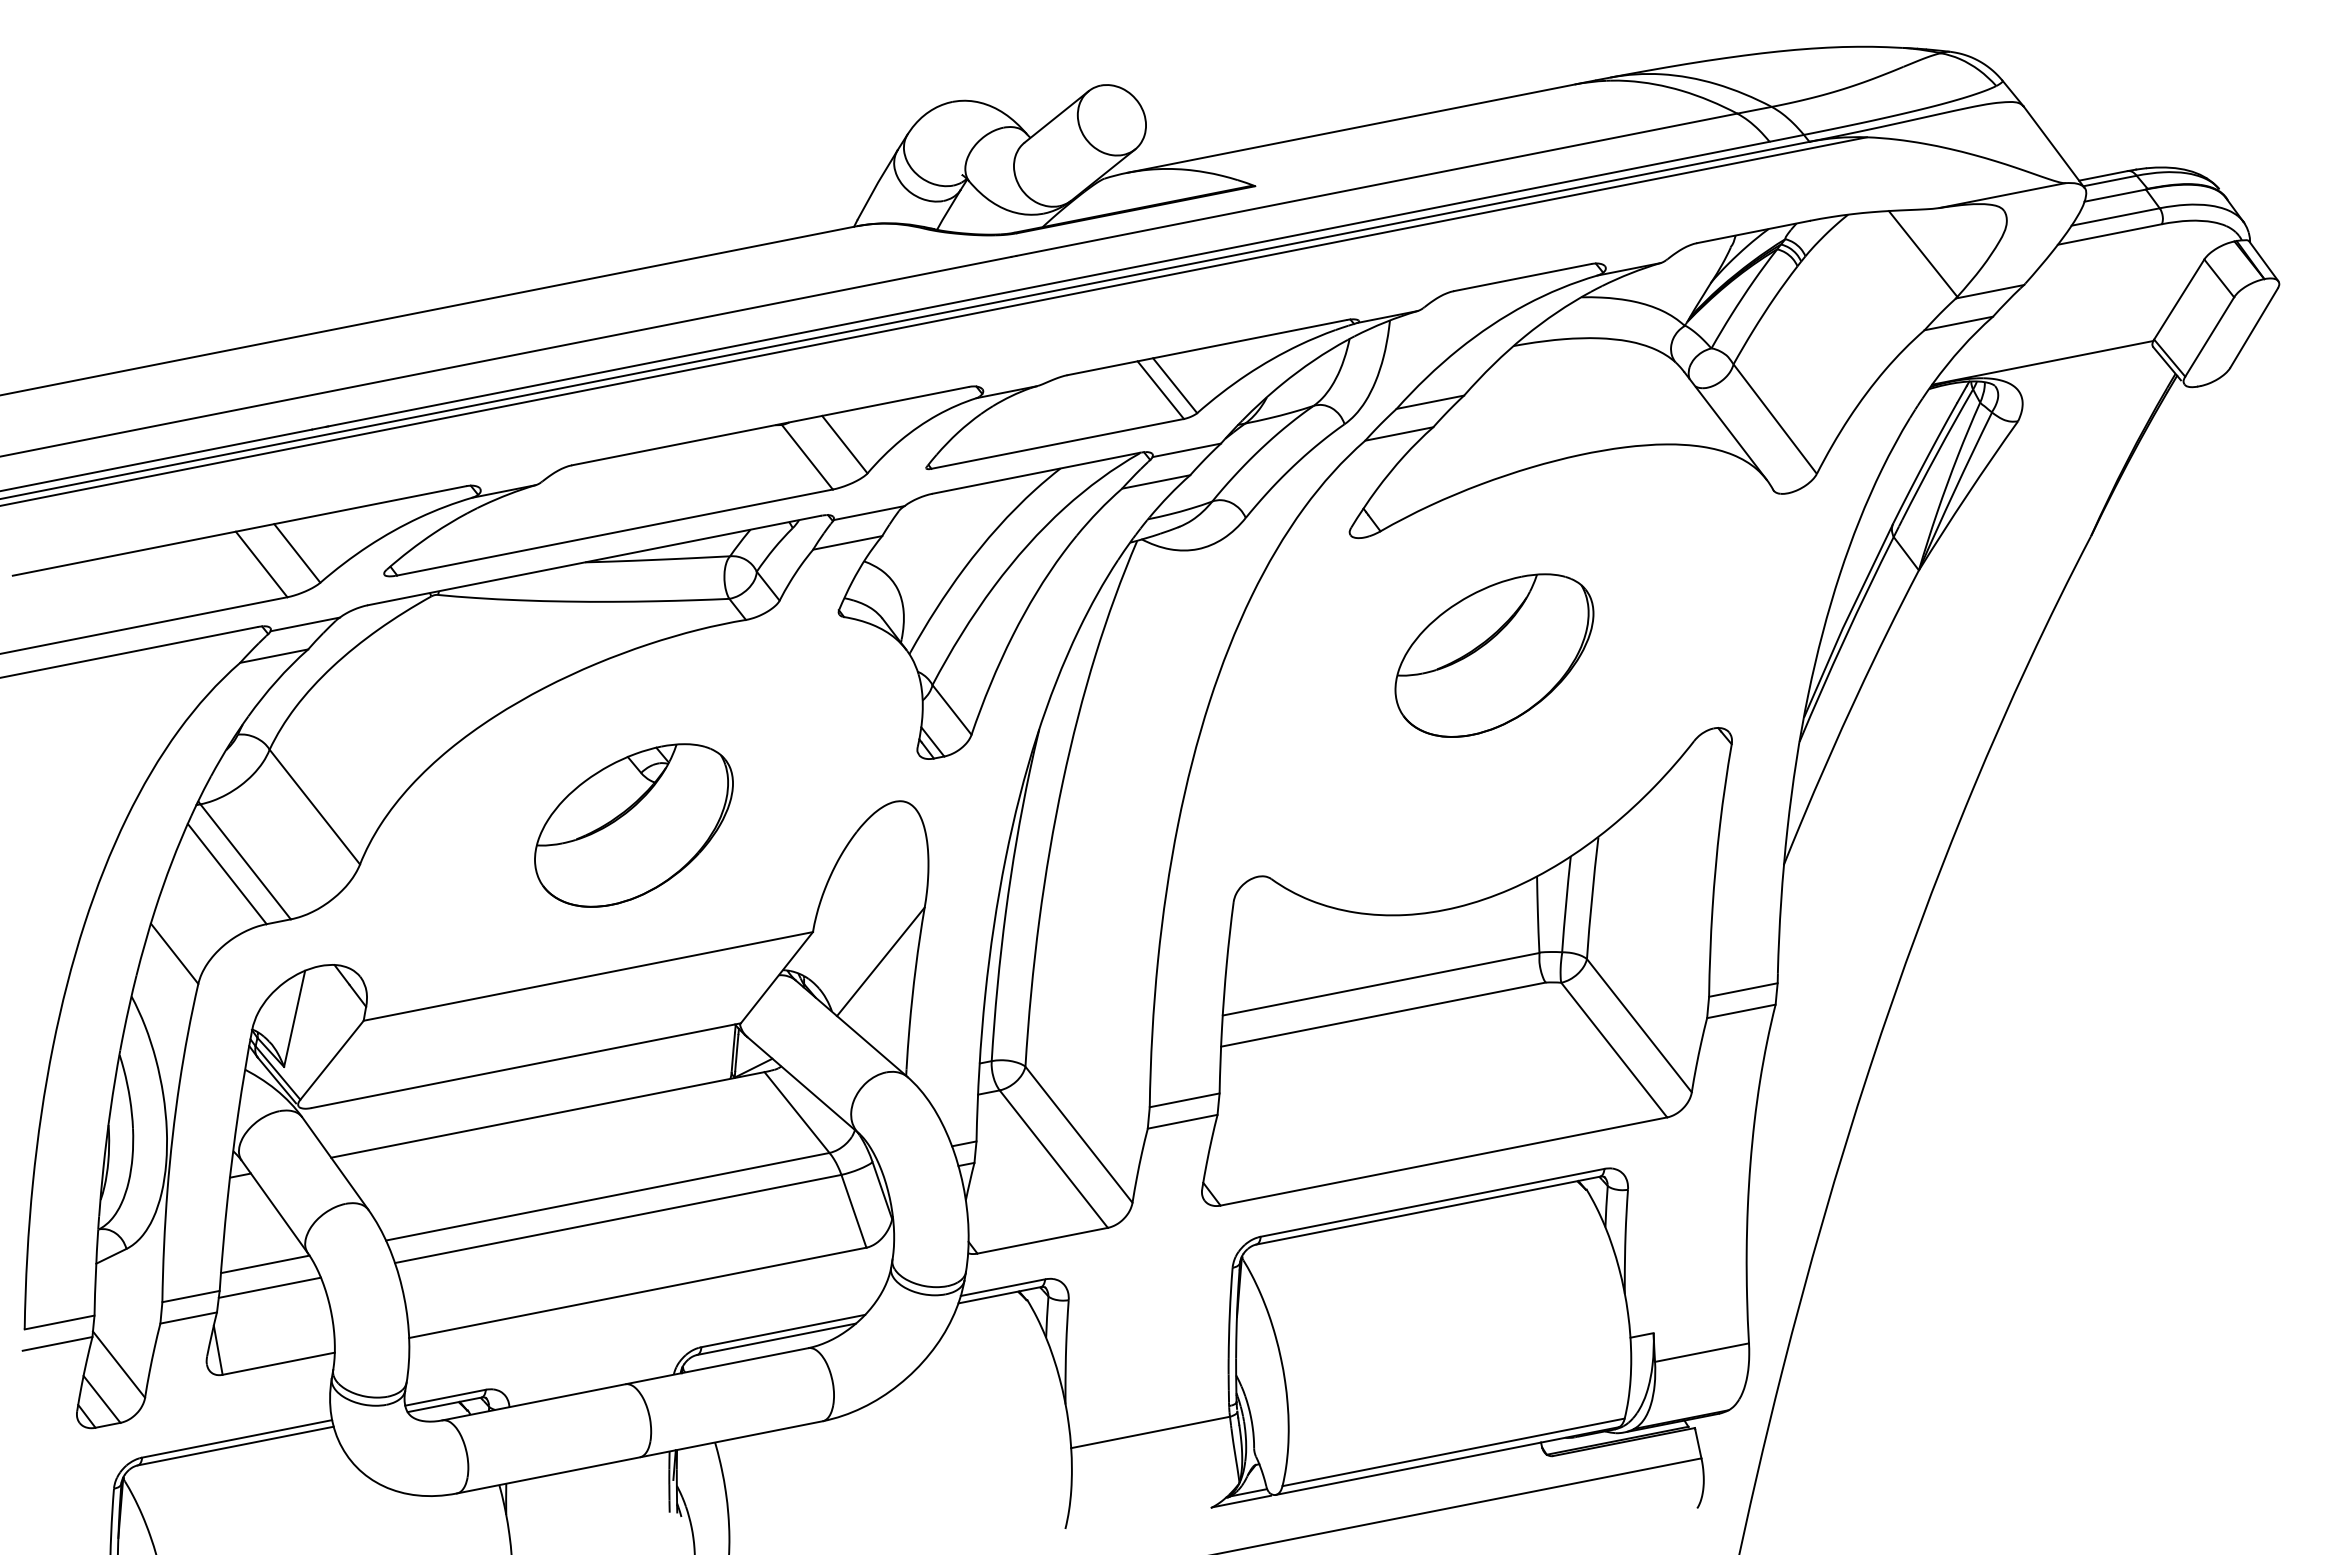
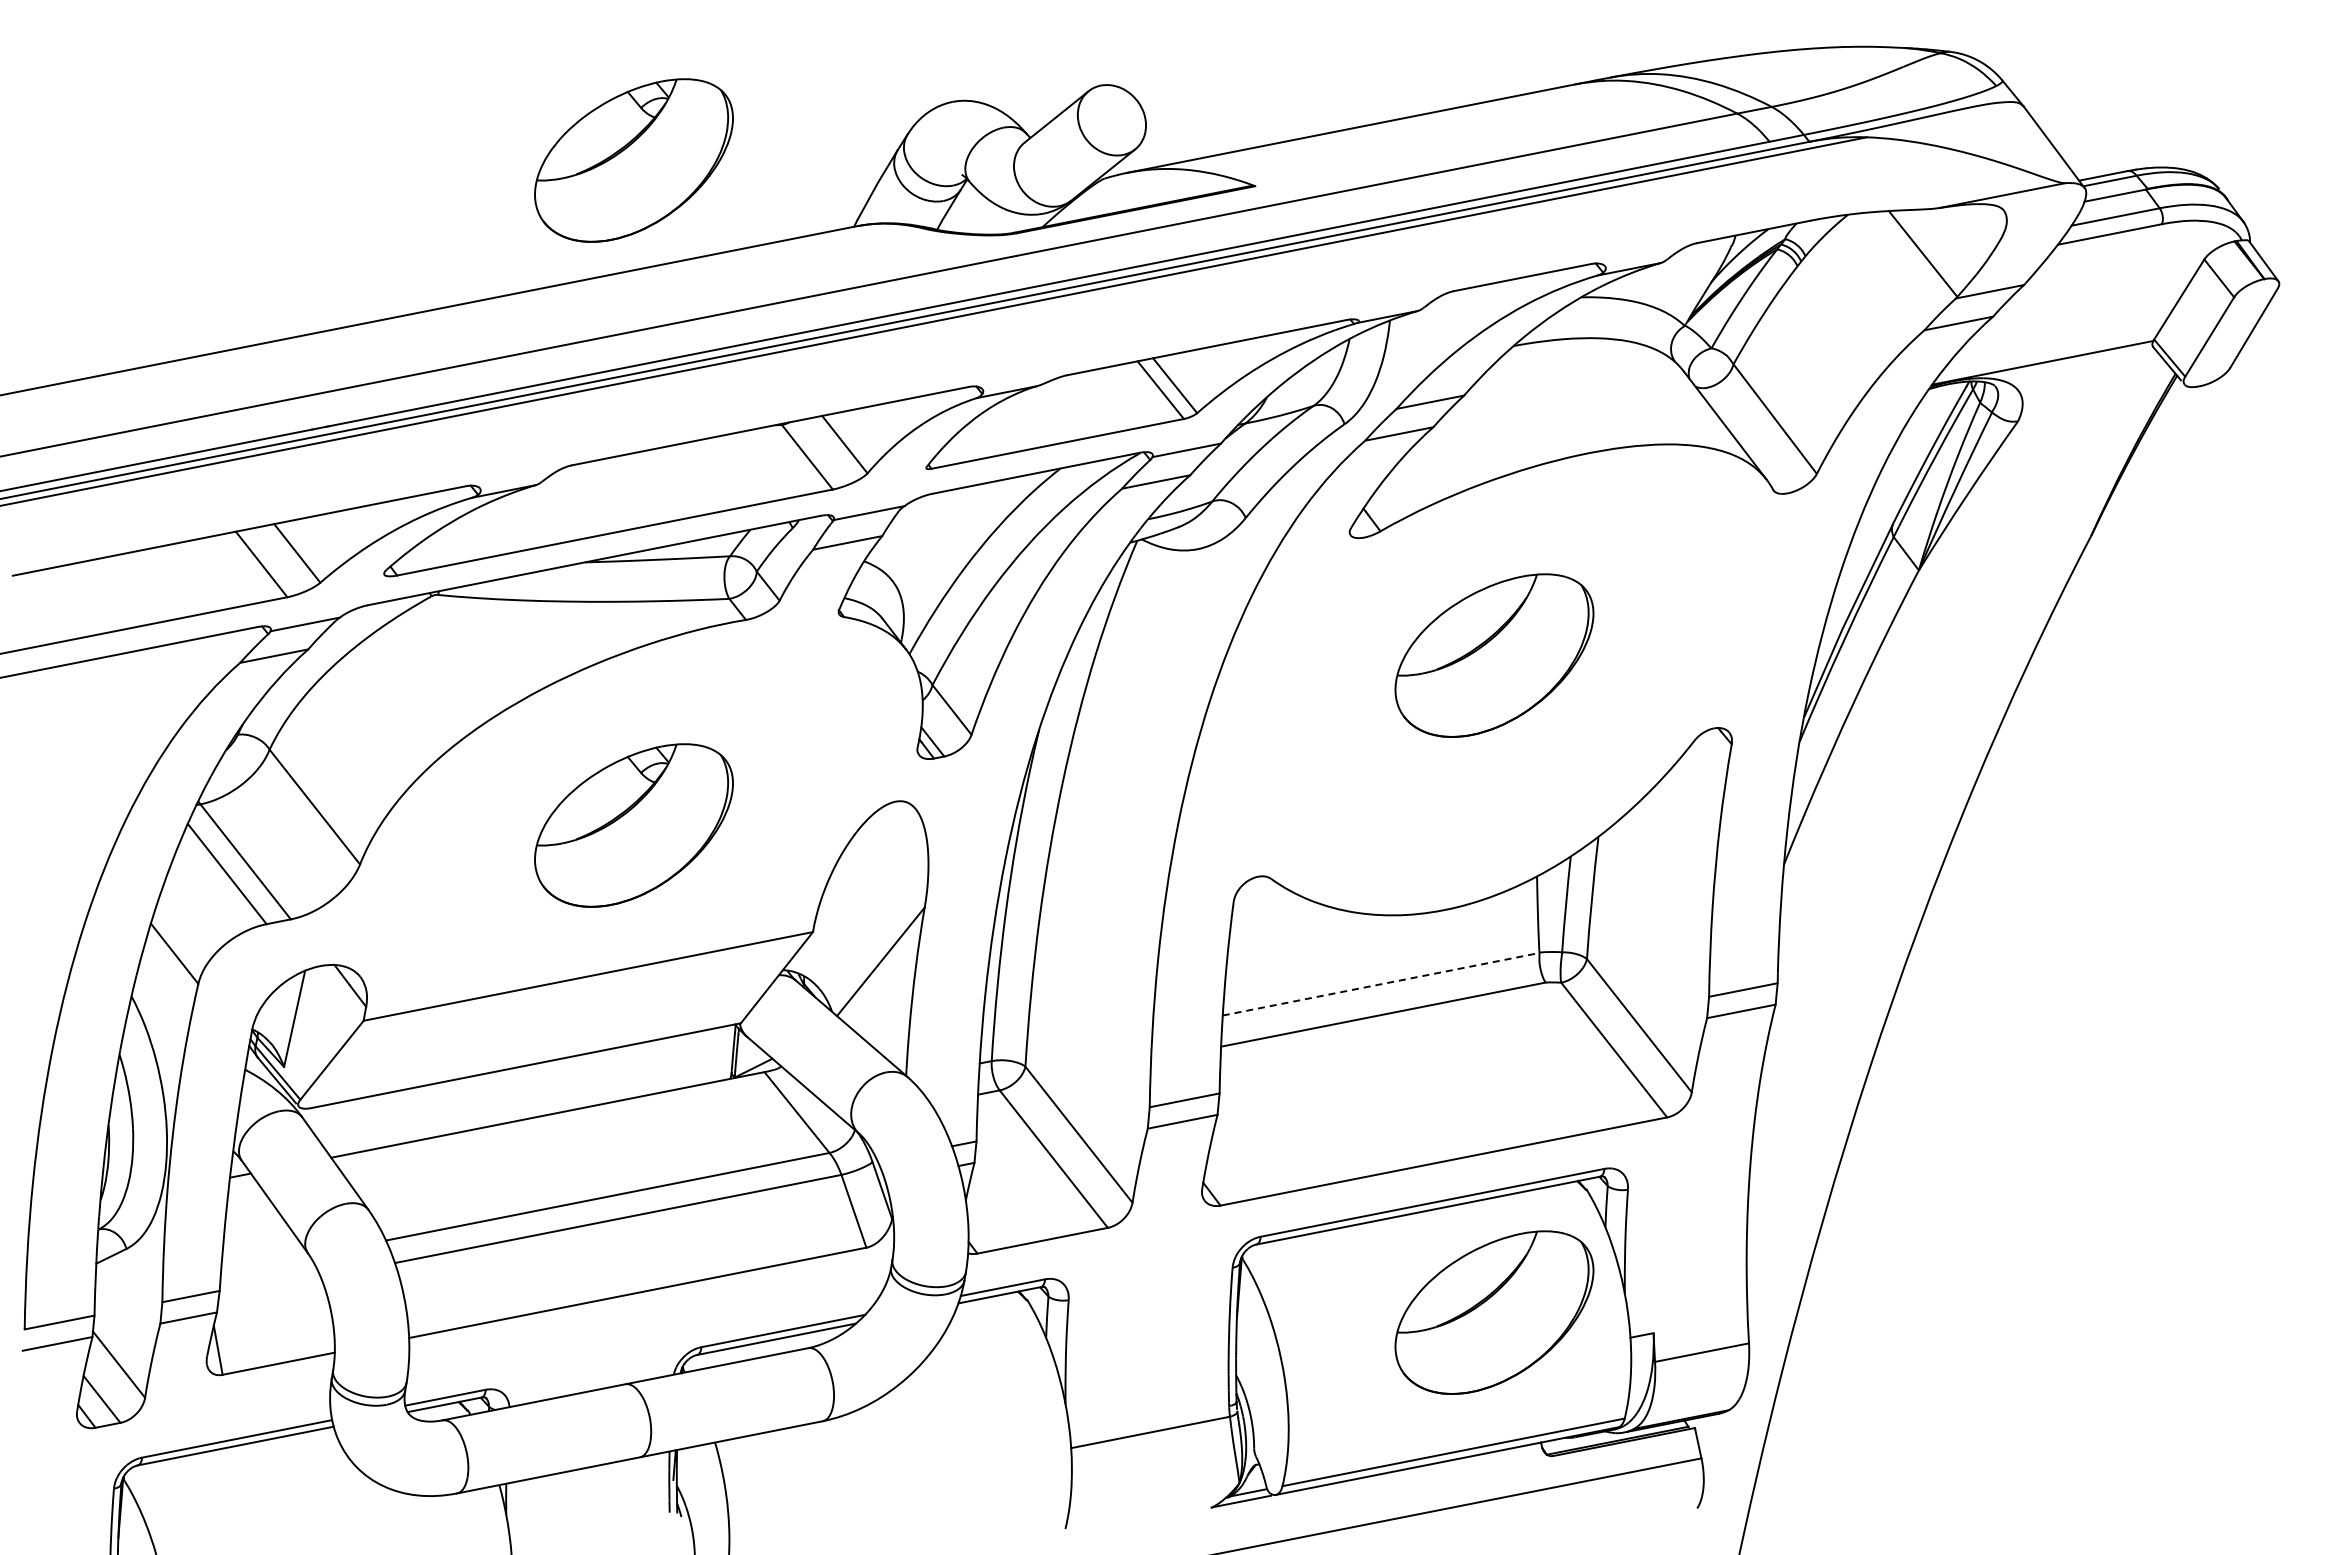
part: none -> present (633, 160)
line: solid -> dashed (1381, 984)
line: present -> none (265, 1264)
line: present -> none (269, 1287)
part: none -> present (1494, 1312)
